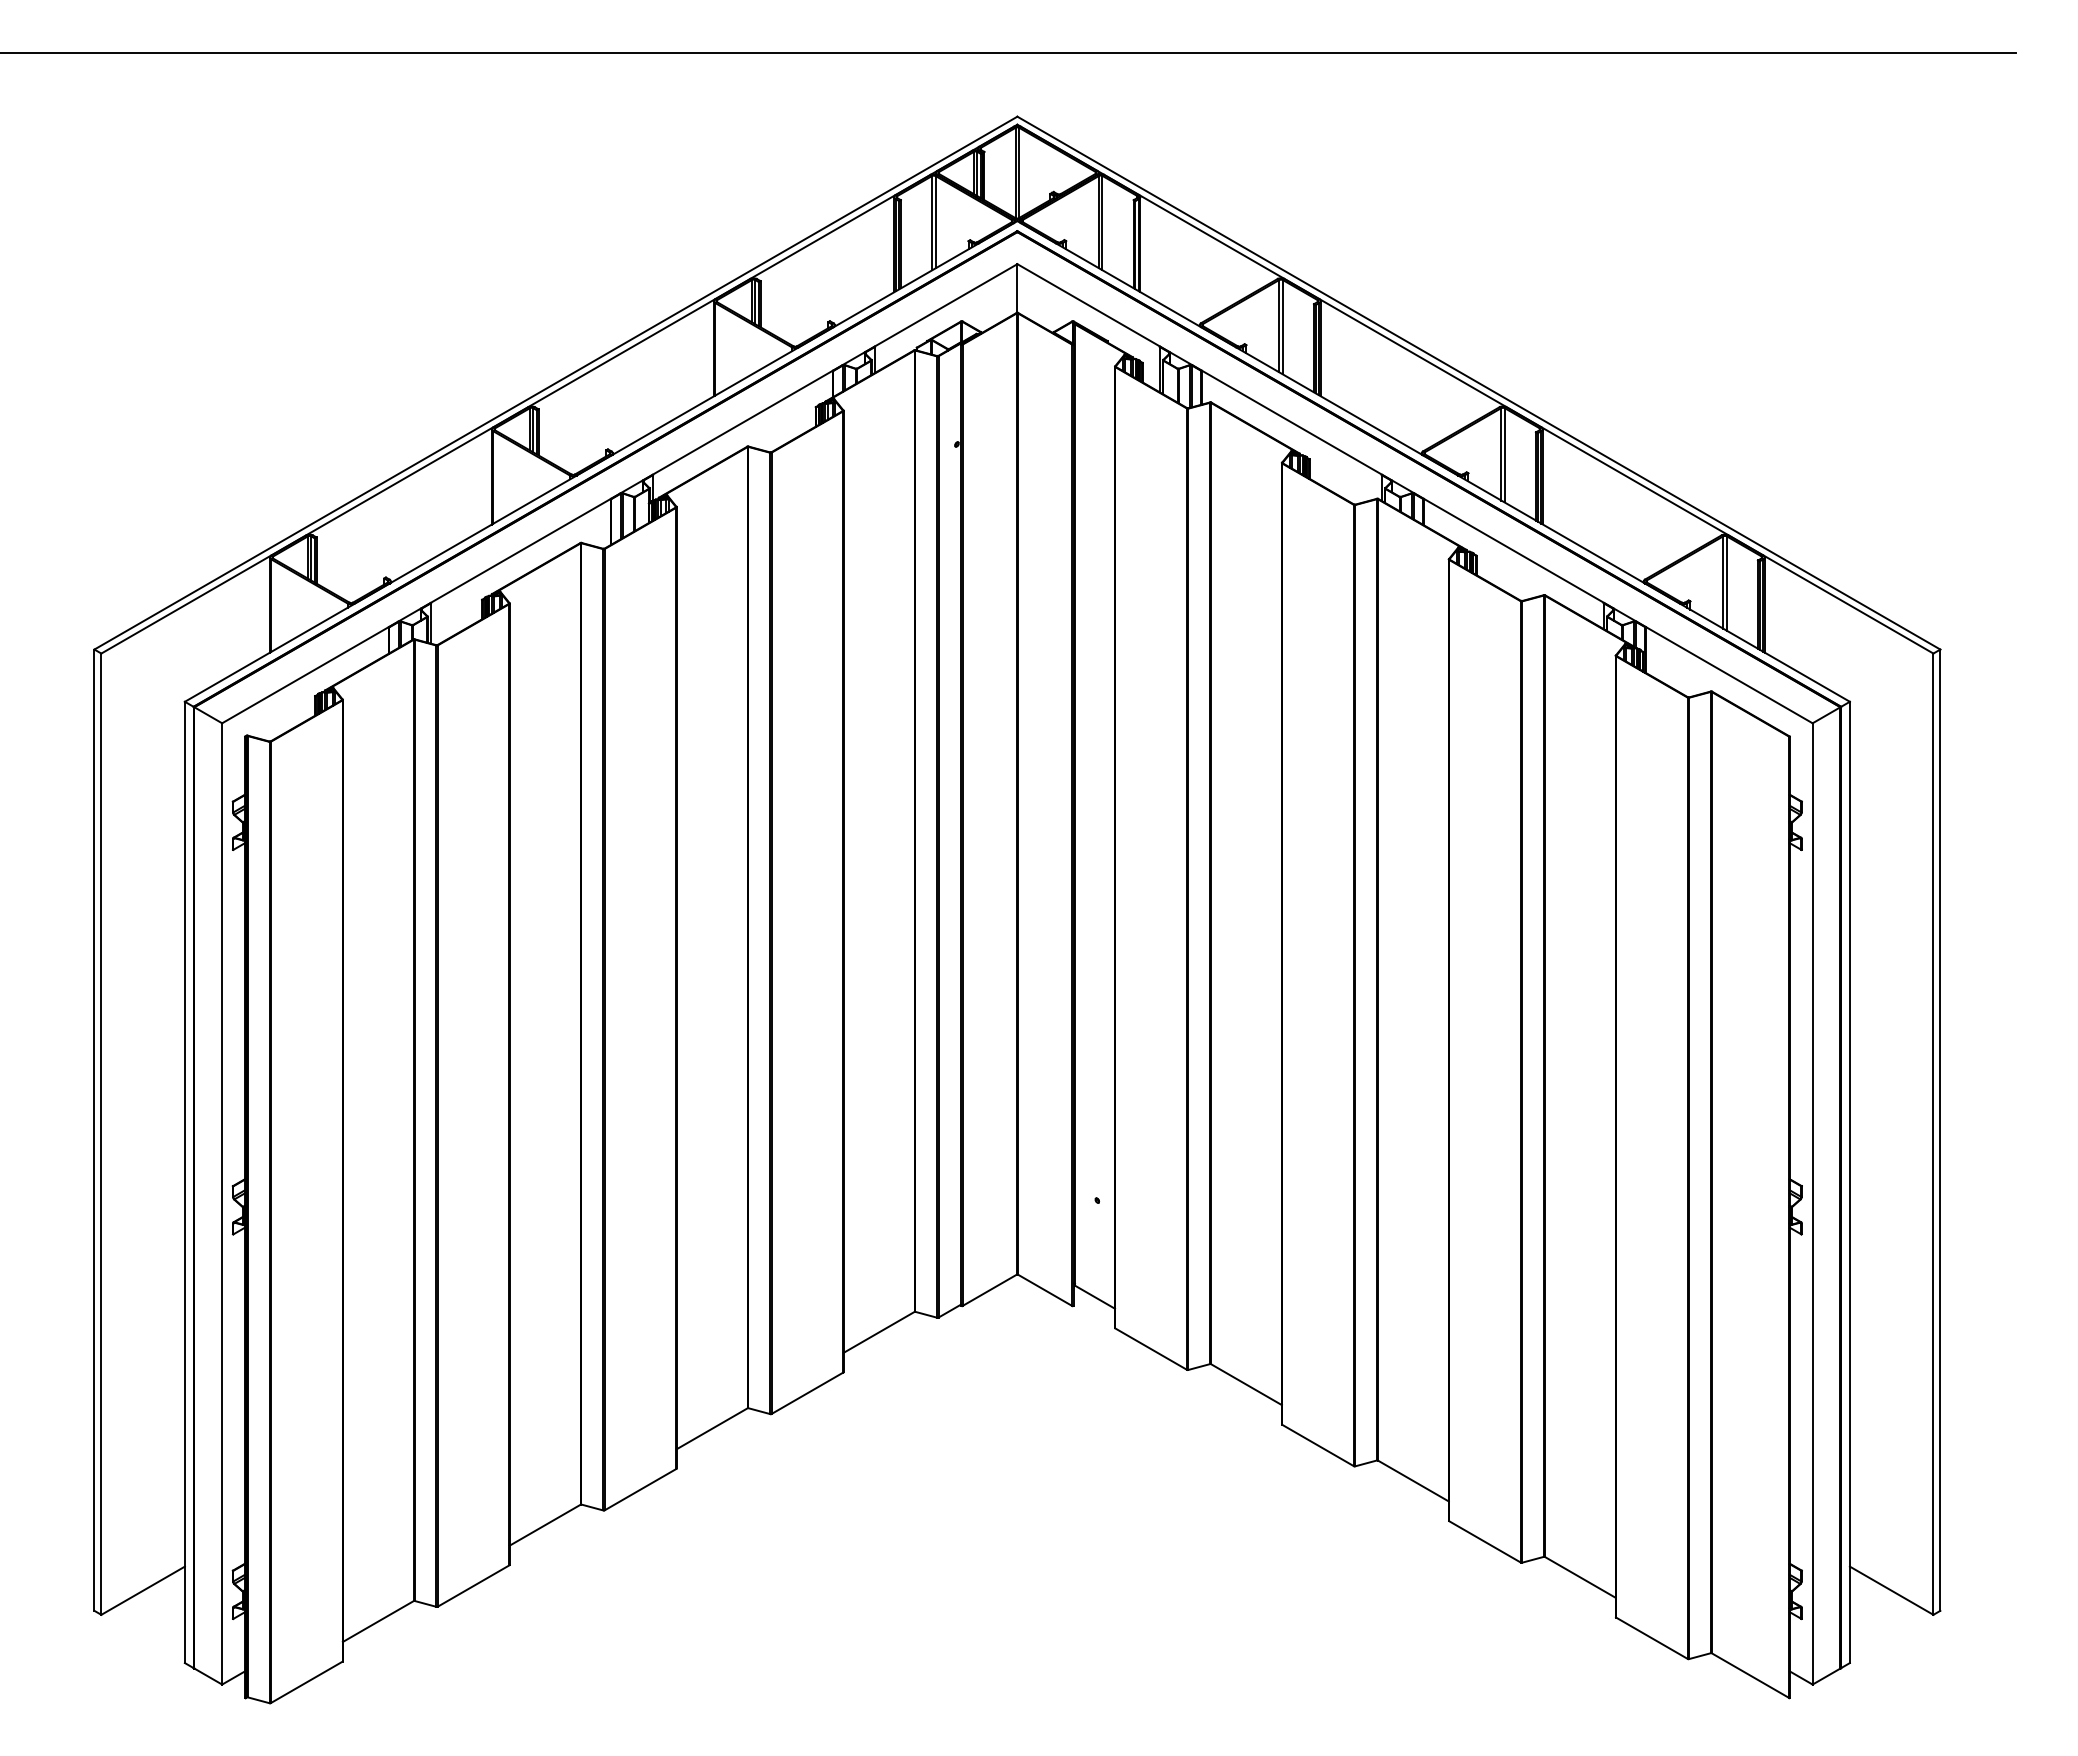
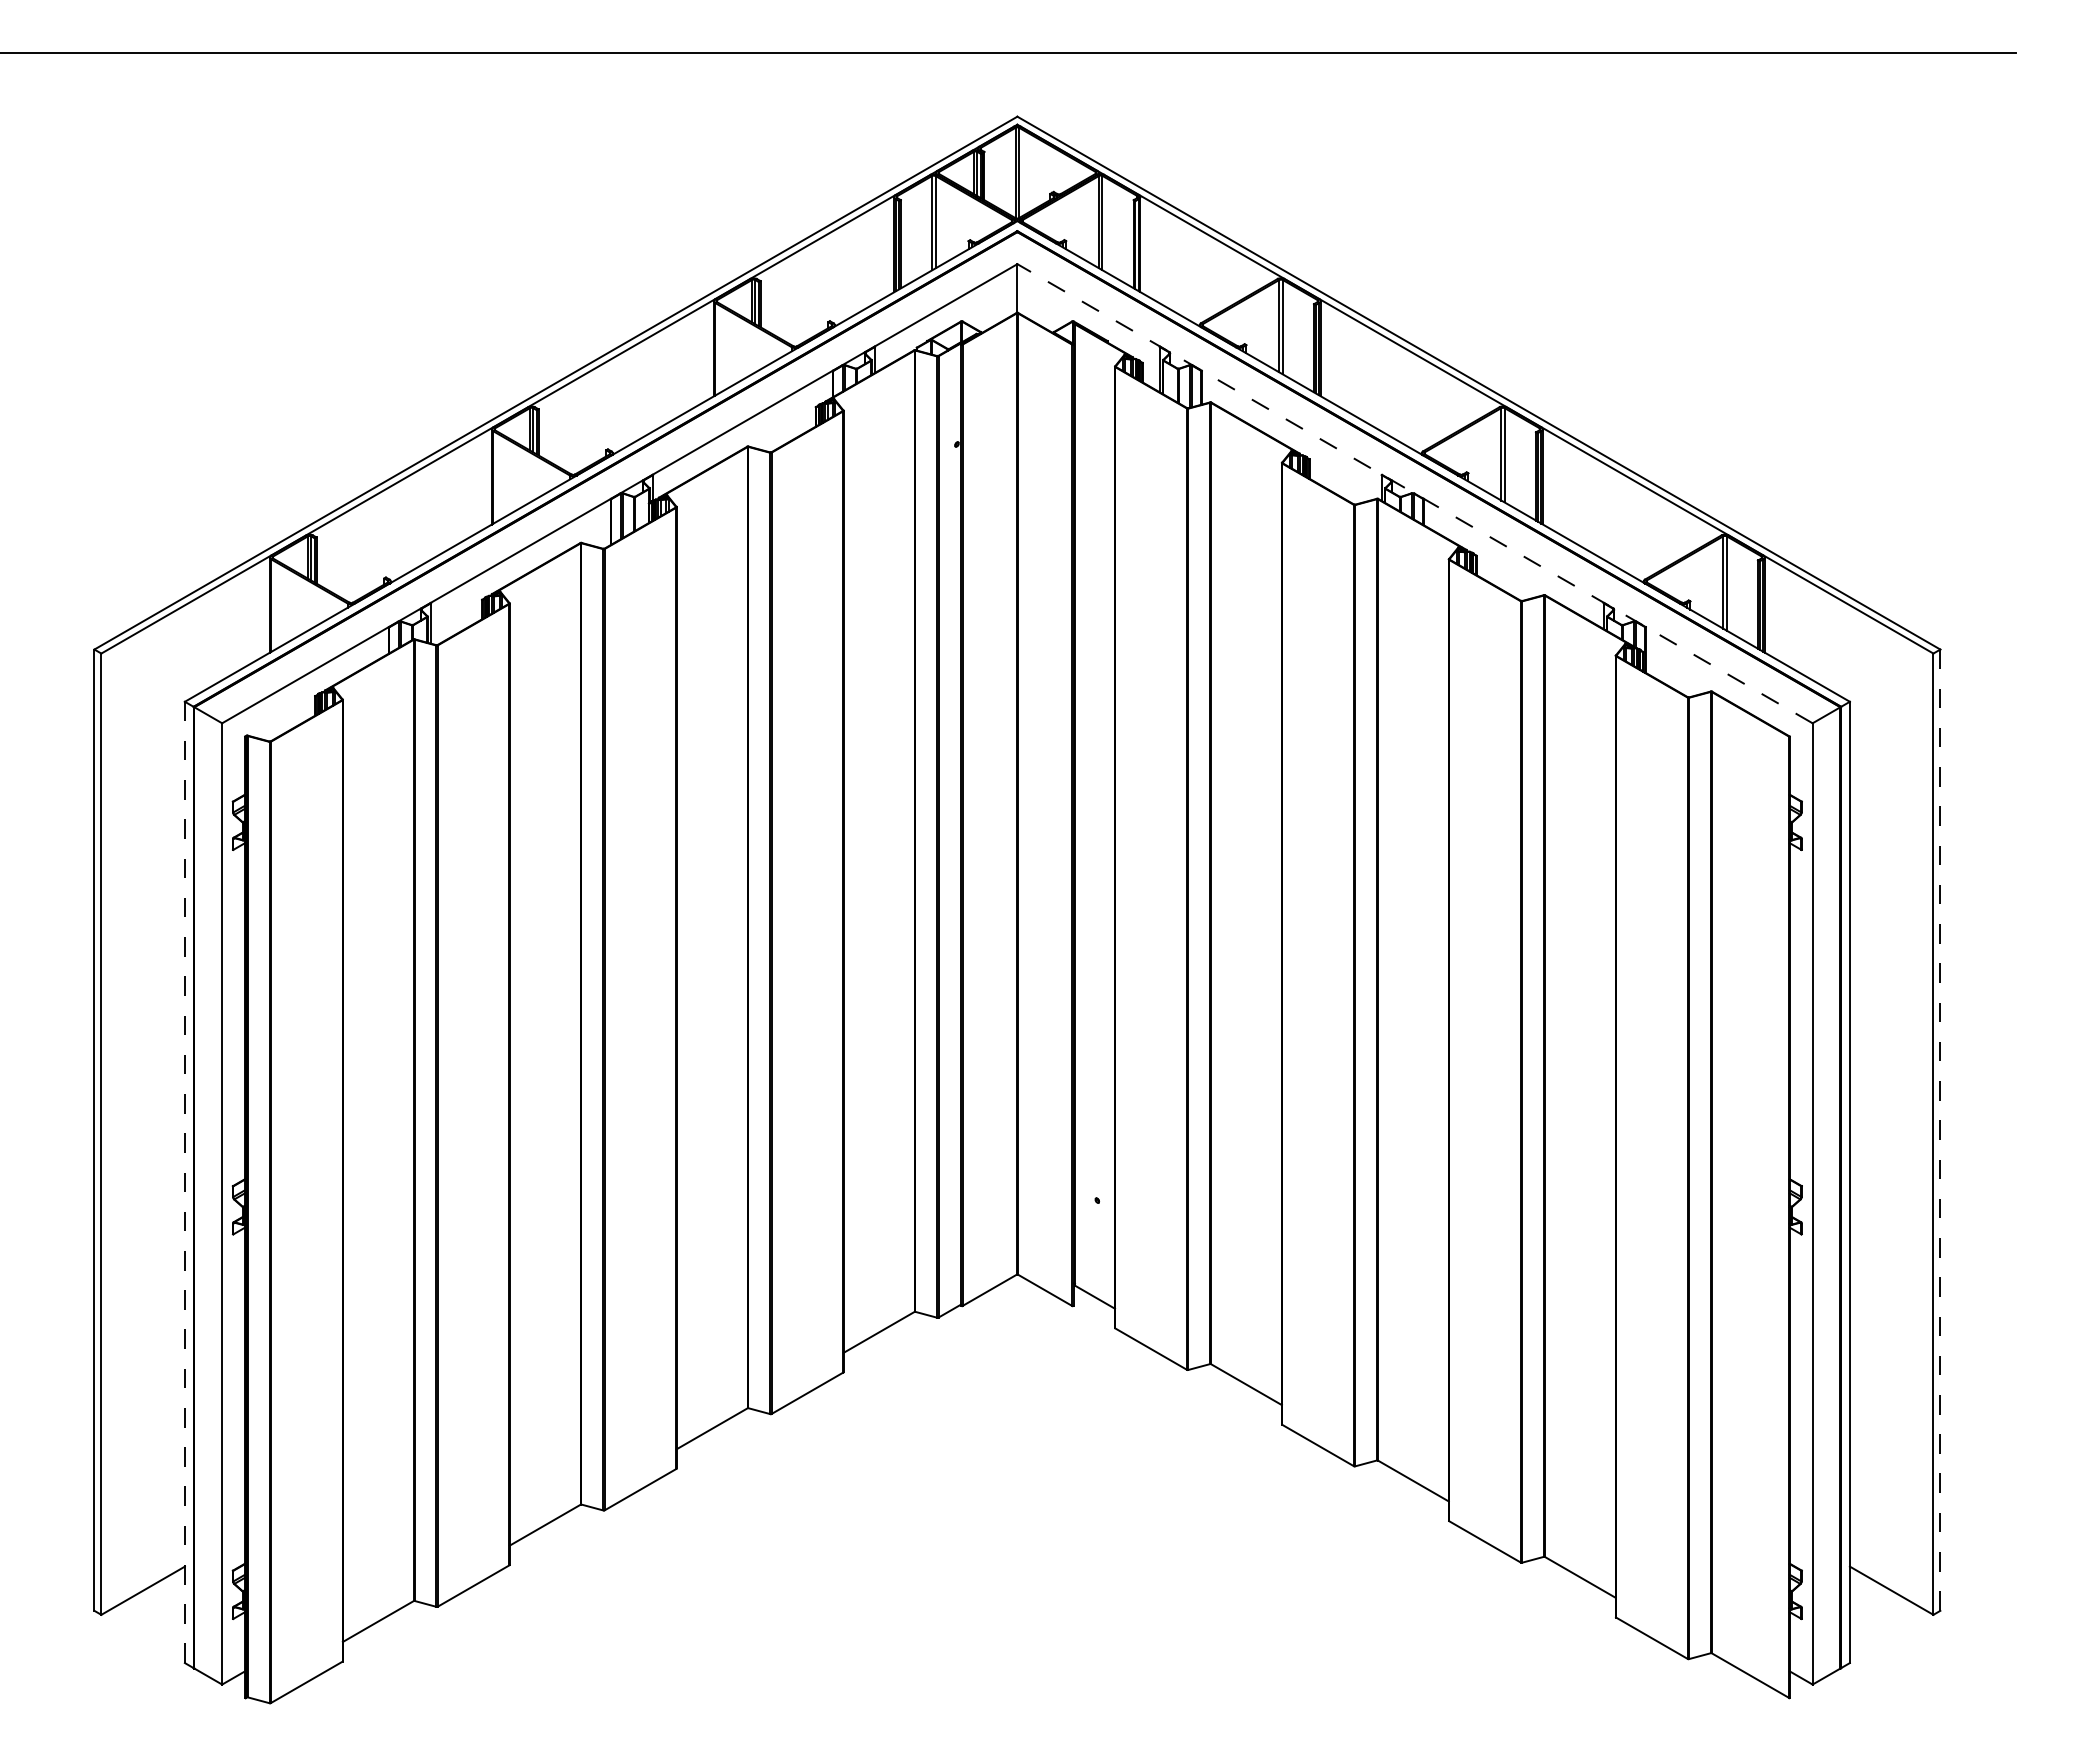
line: solid -> dashed (1414, 493)
line: solid -> dashed (1940, 1130)
line: solid -> dashed (184, 1182)
